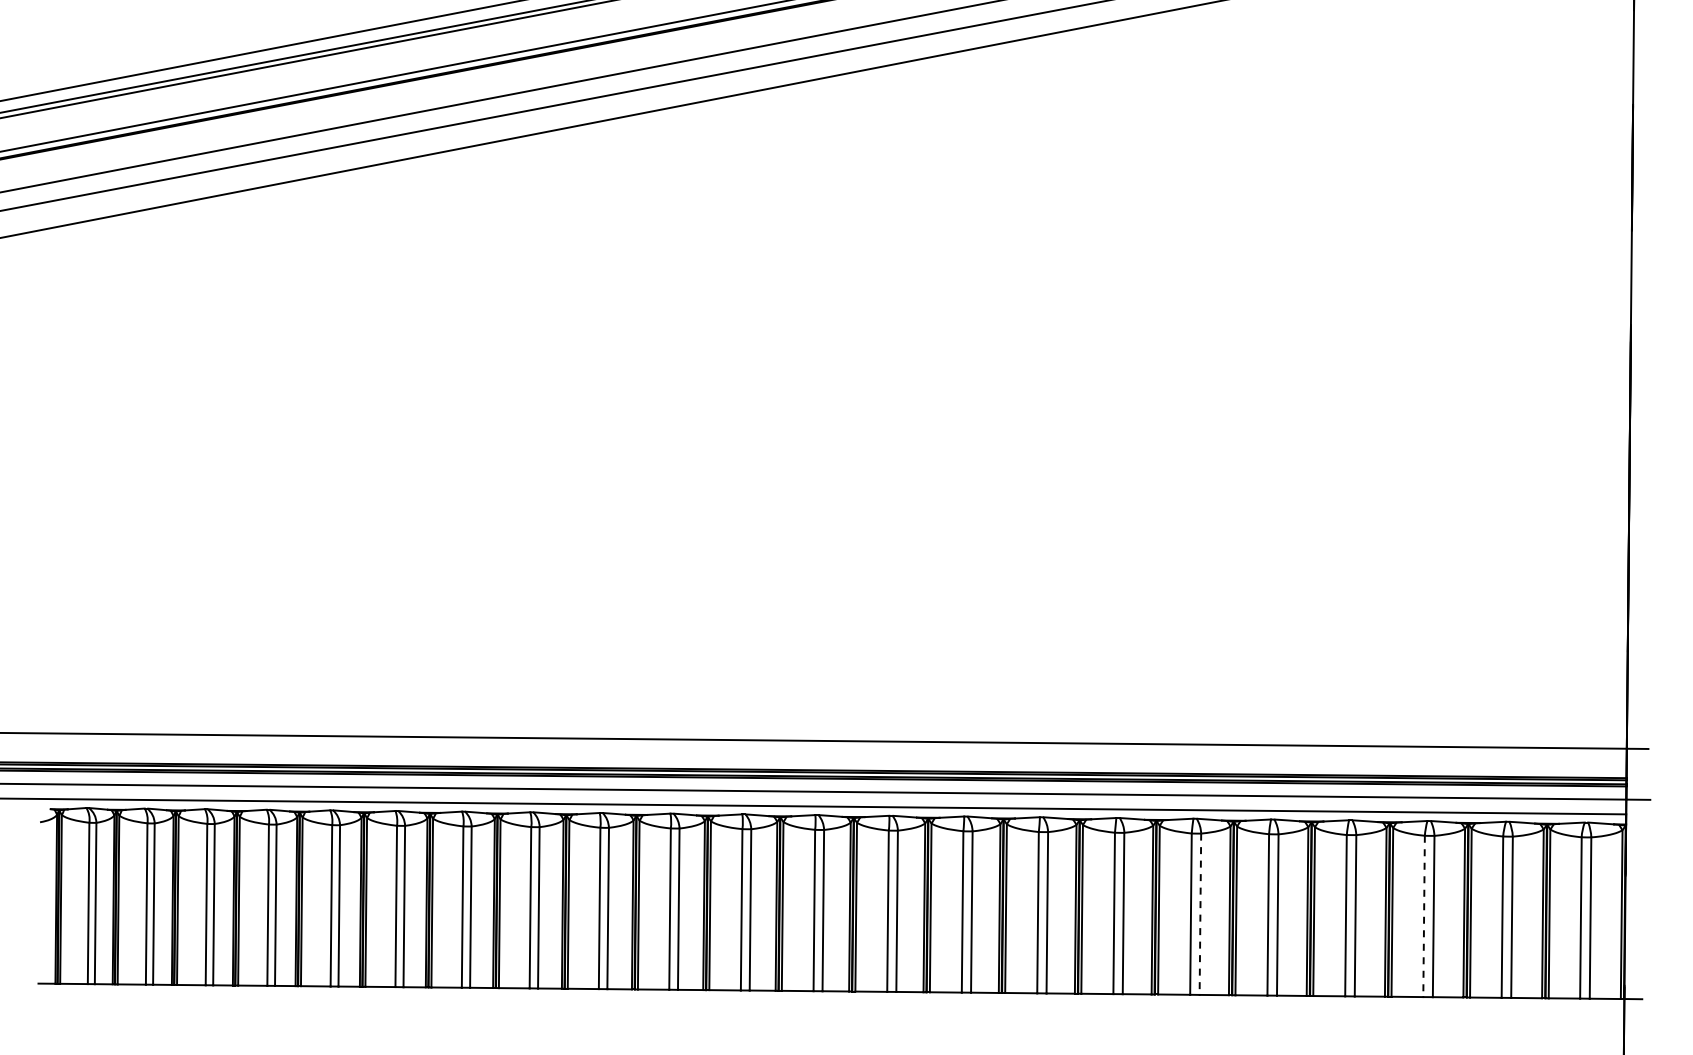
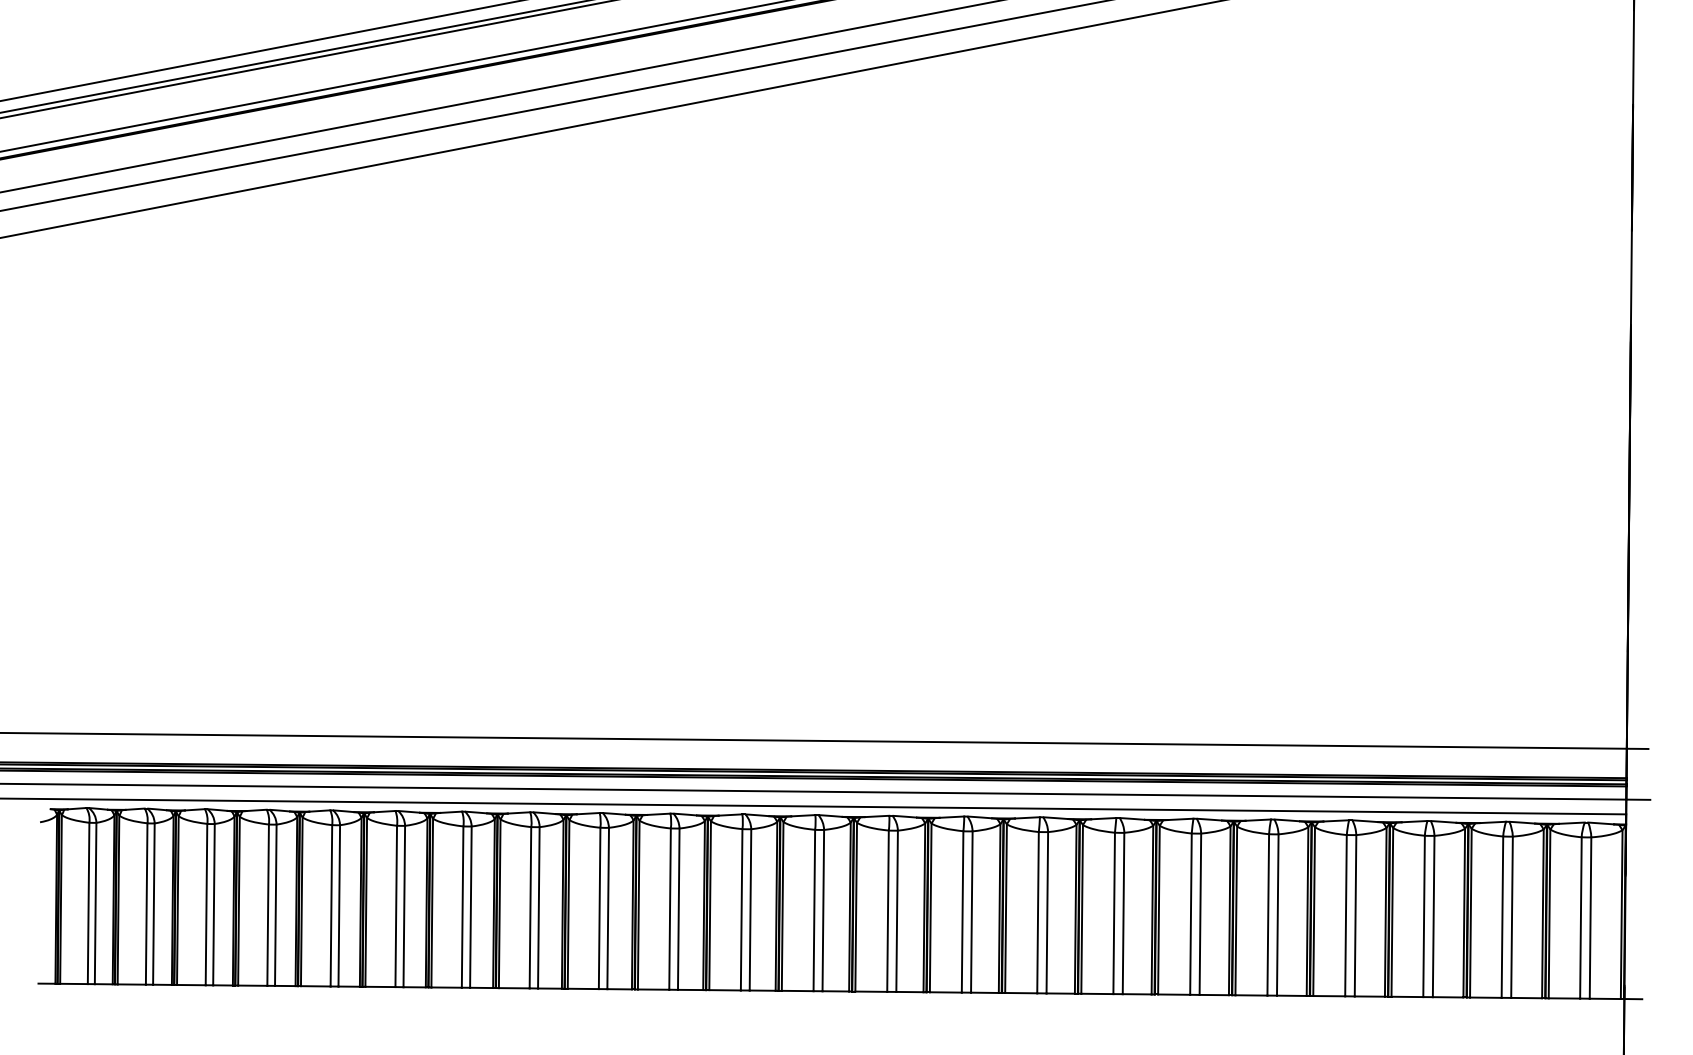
line: dashed -> solid (1200, 914)
line: dashed -> solid (1424, 916)
